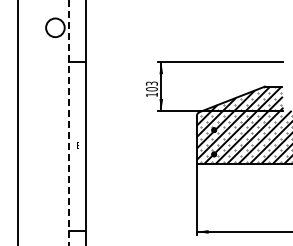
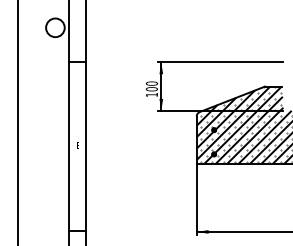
text: 103 -> 100 (151, 83)
line: dashed -> solid (68, 123)
